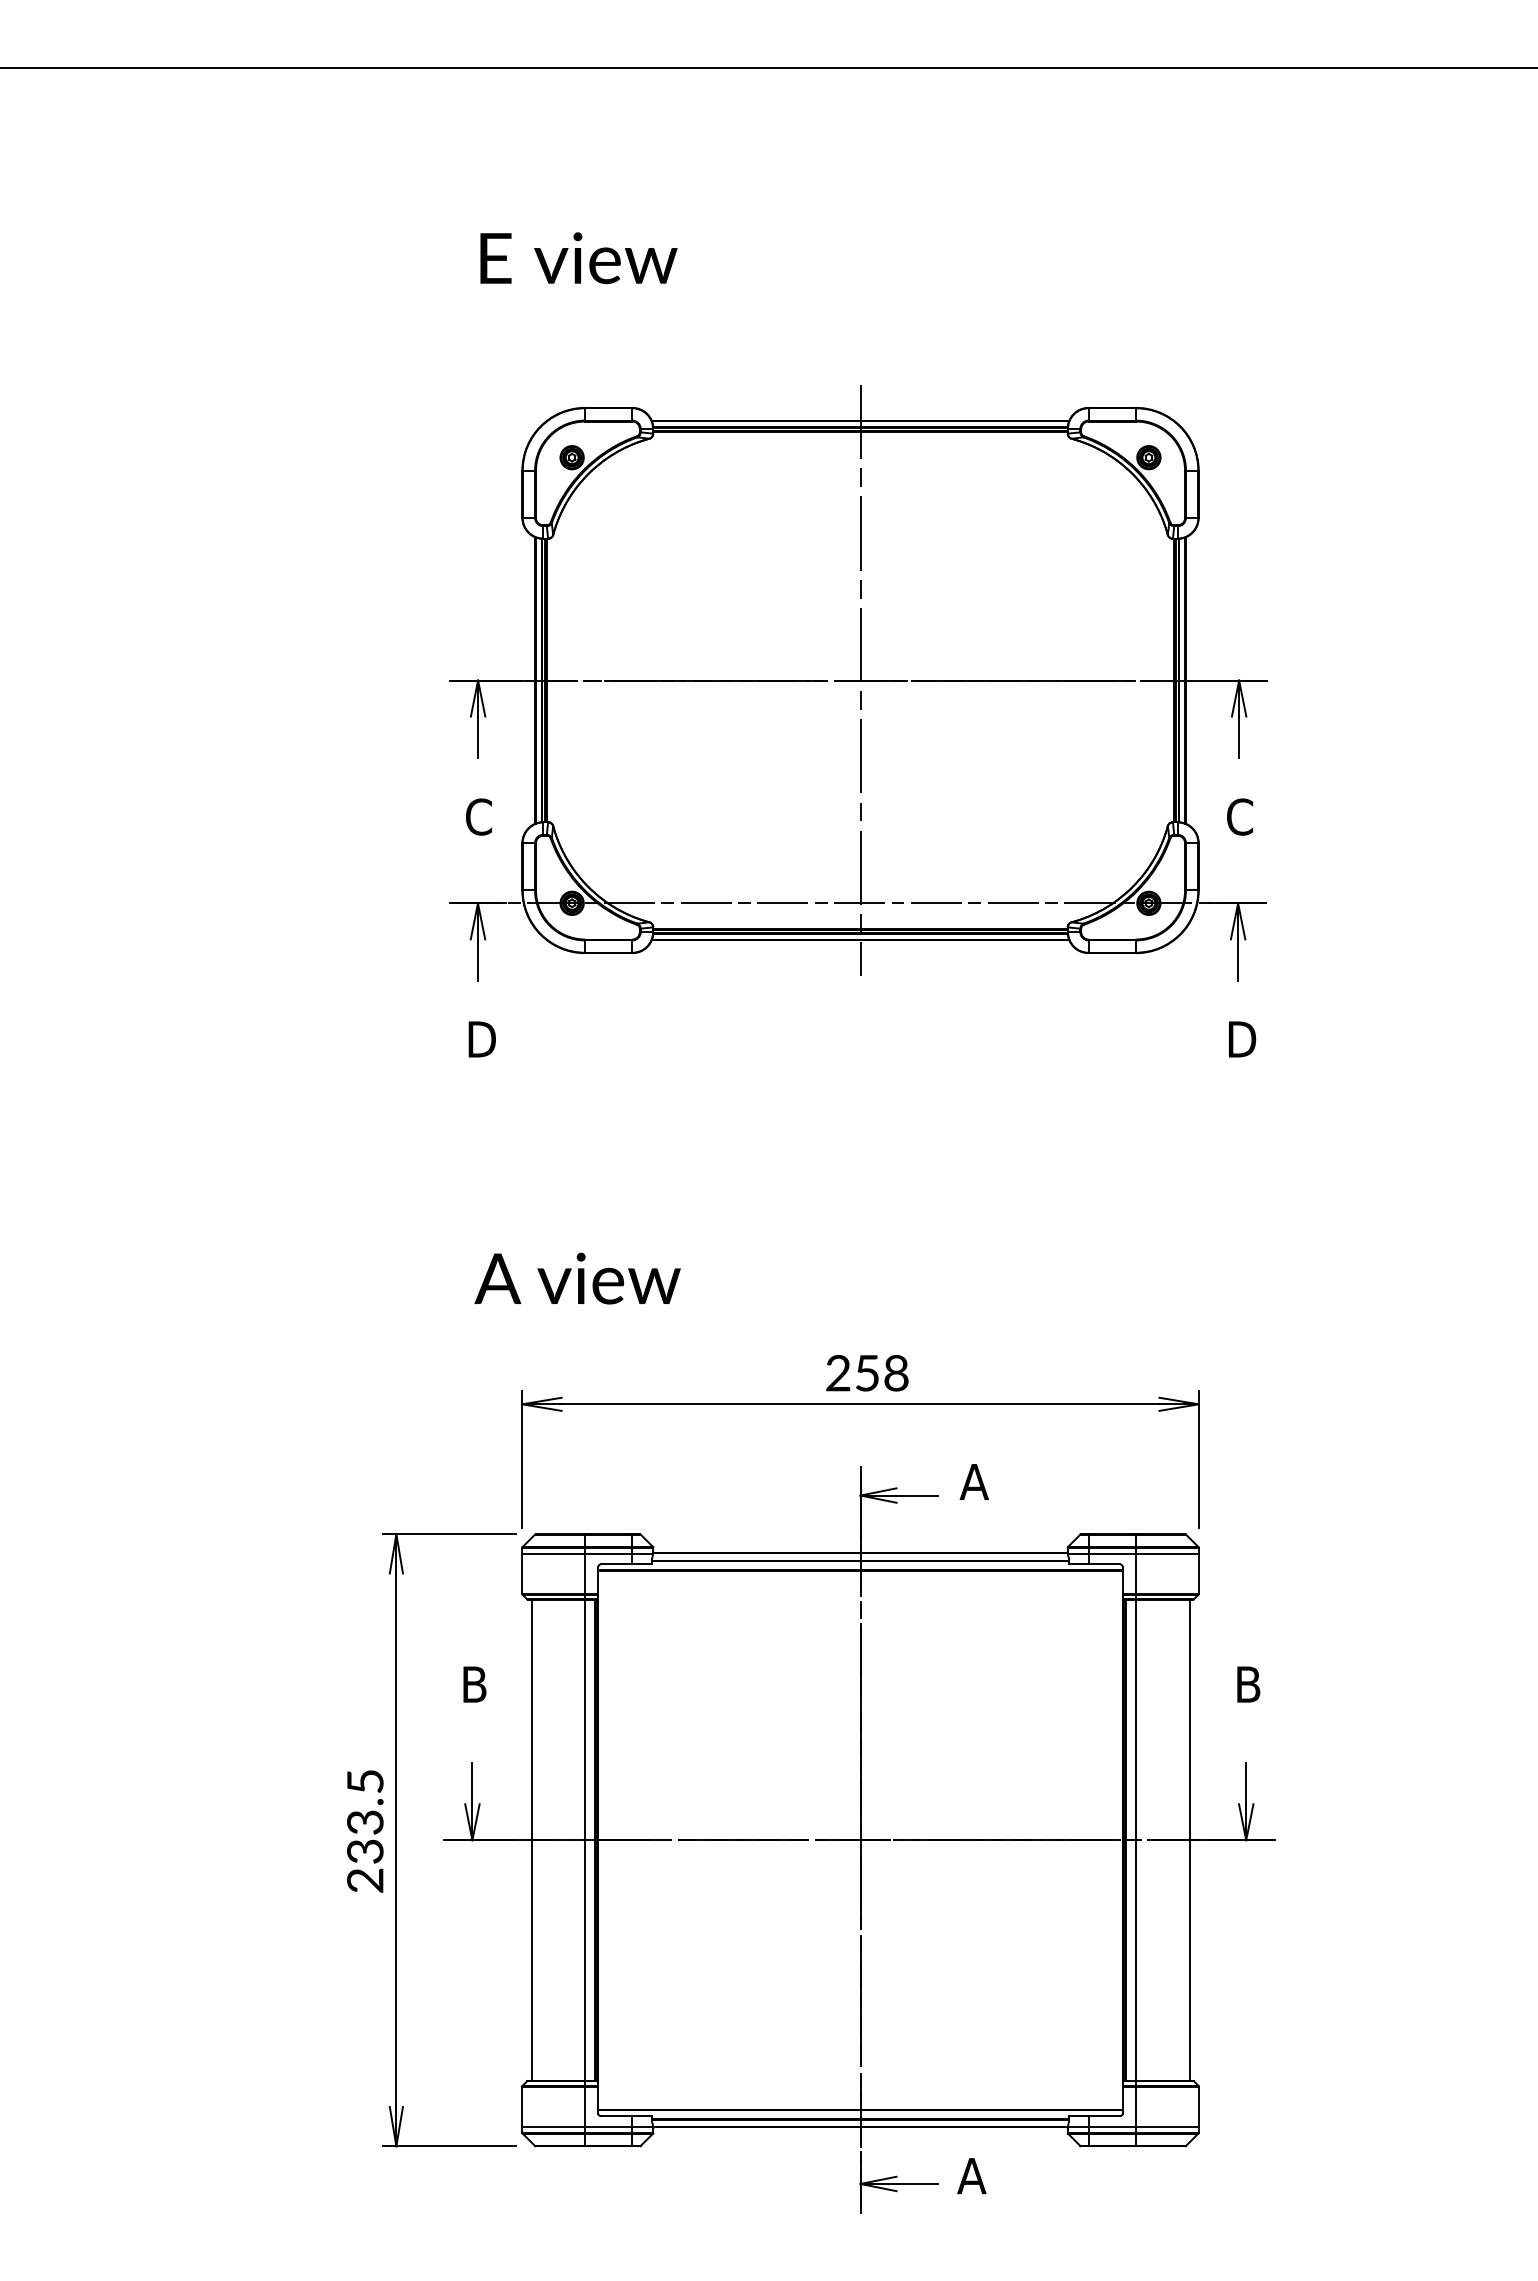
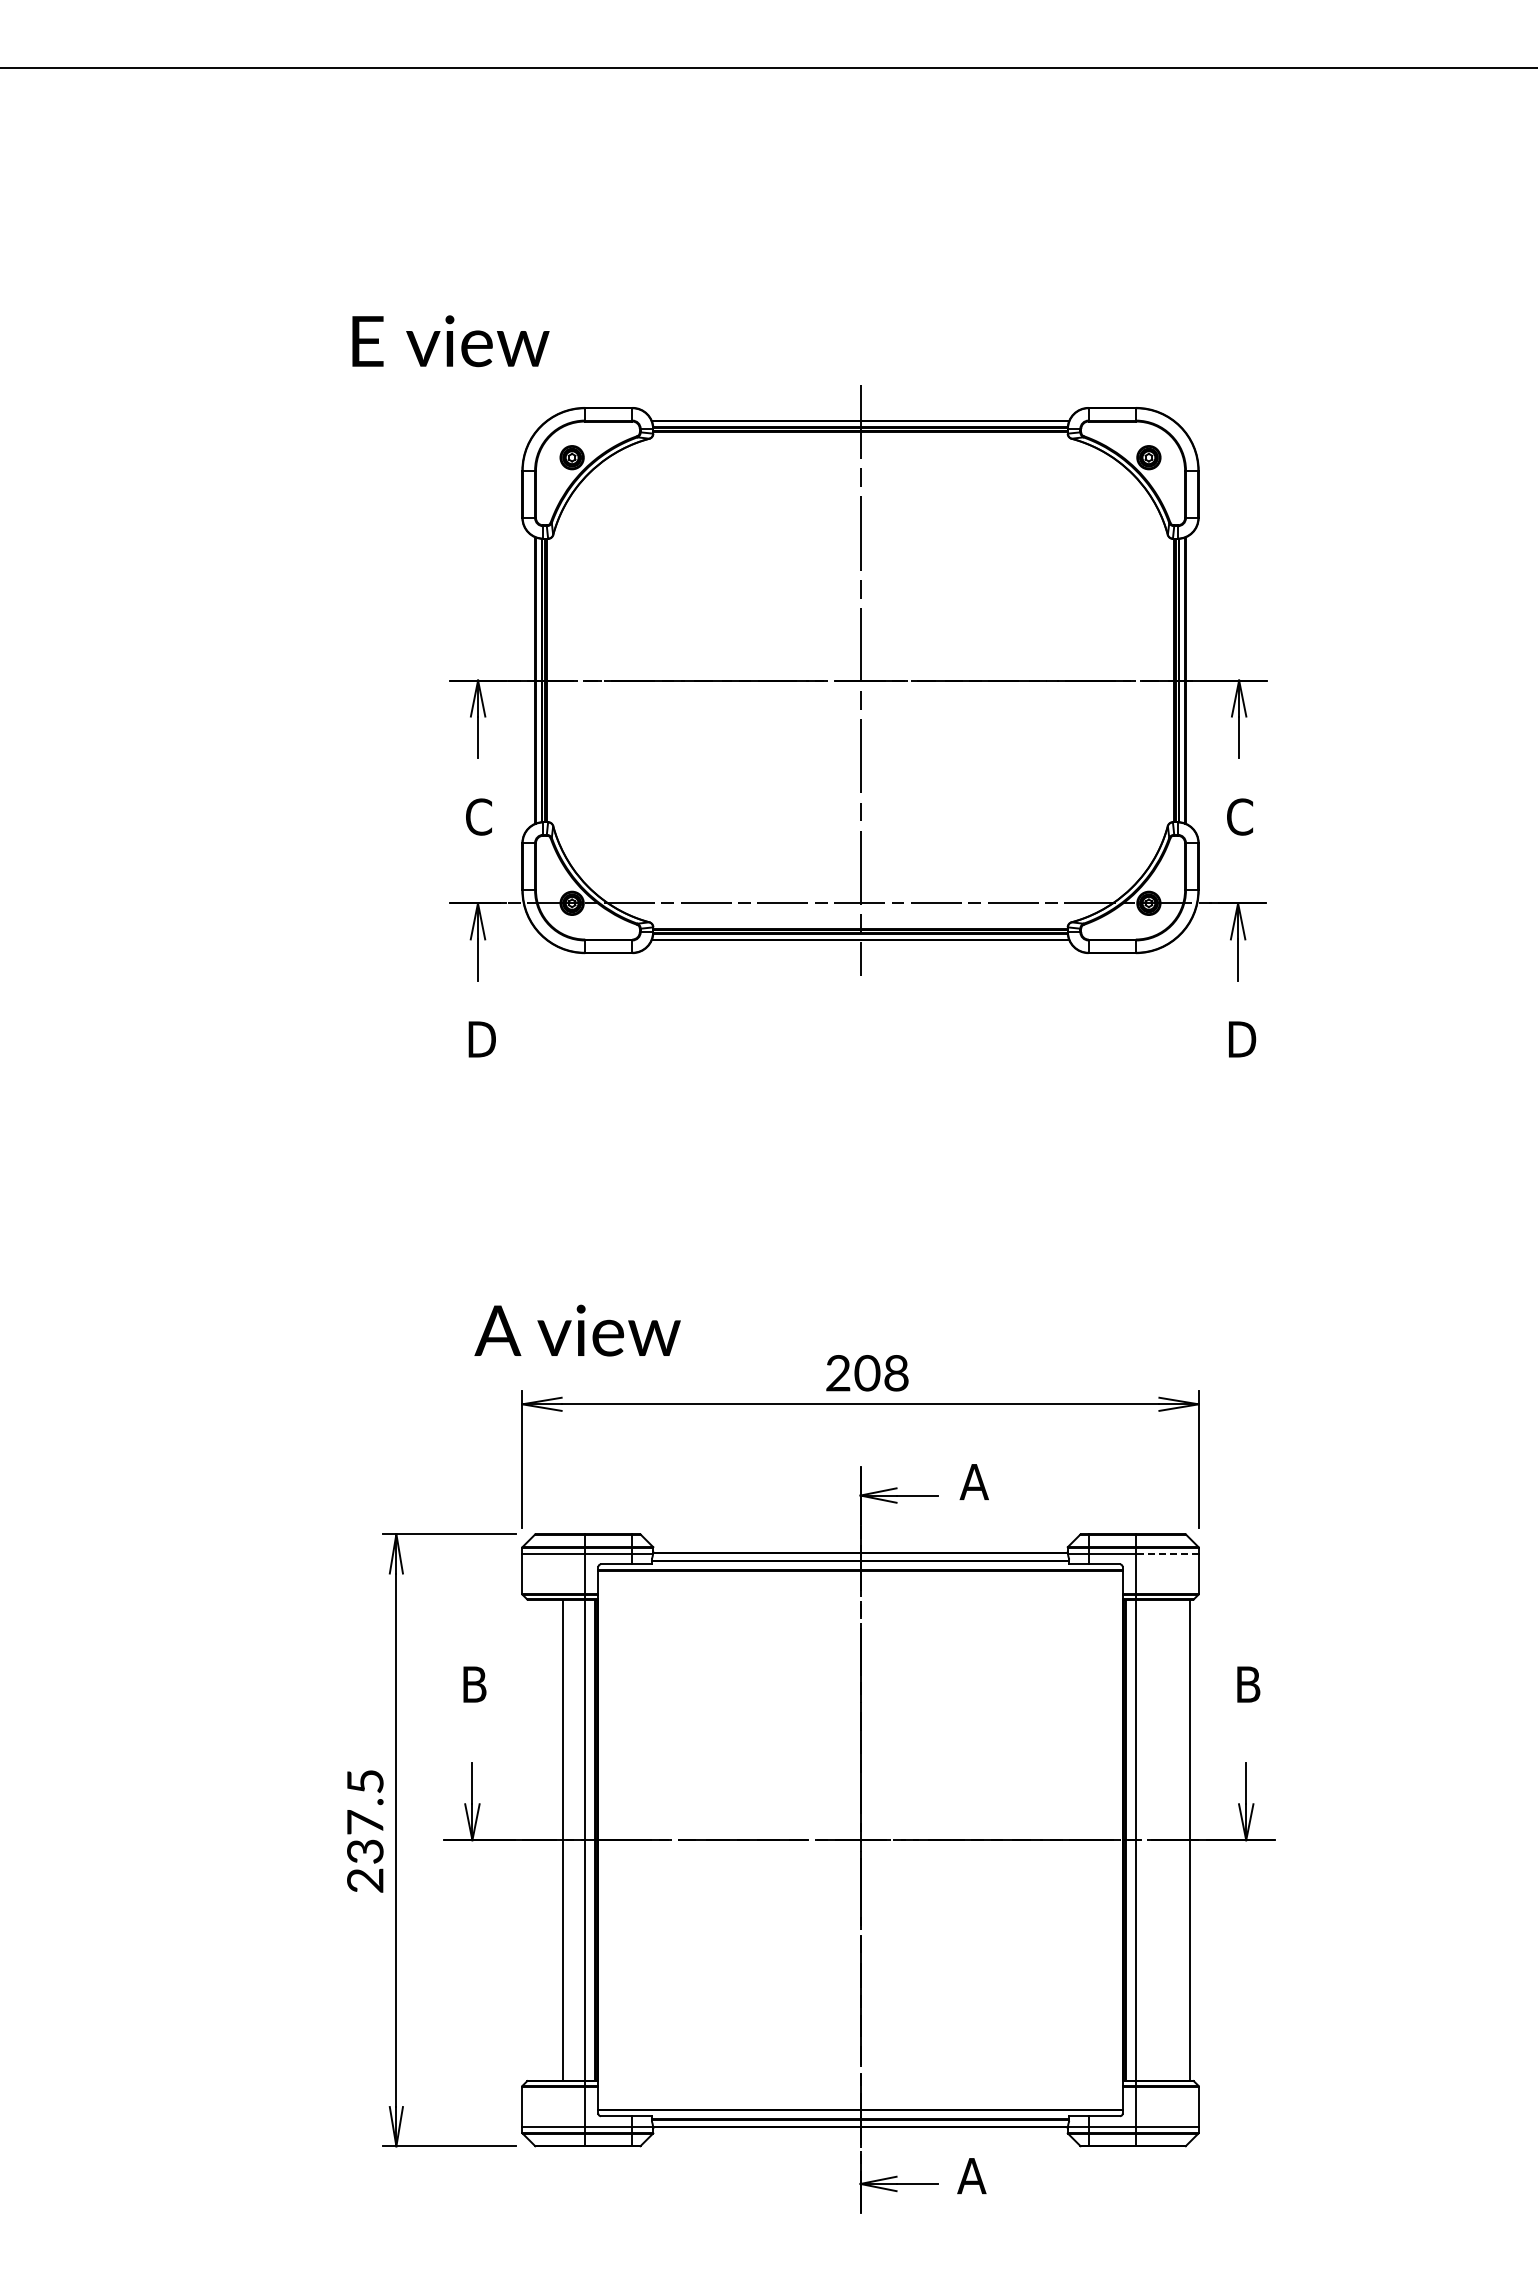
text position: (578, 258) -> (450, 341) (450, 341)
text position: (577, 1278) -> (577, 1330) (577, 1330)
text: 258 -> 208 (867, 1373)
line: solid -> dashed (1166, 1553)
text: 233.5 -> 237.5 (365, 1822)
line position: (531, 1839) -> (562, 1839) (562, 1839)
